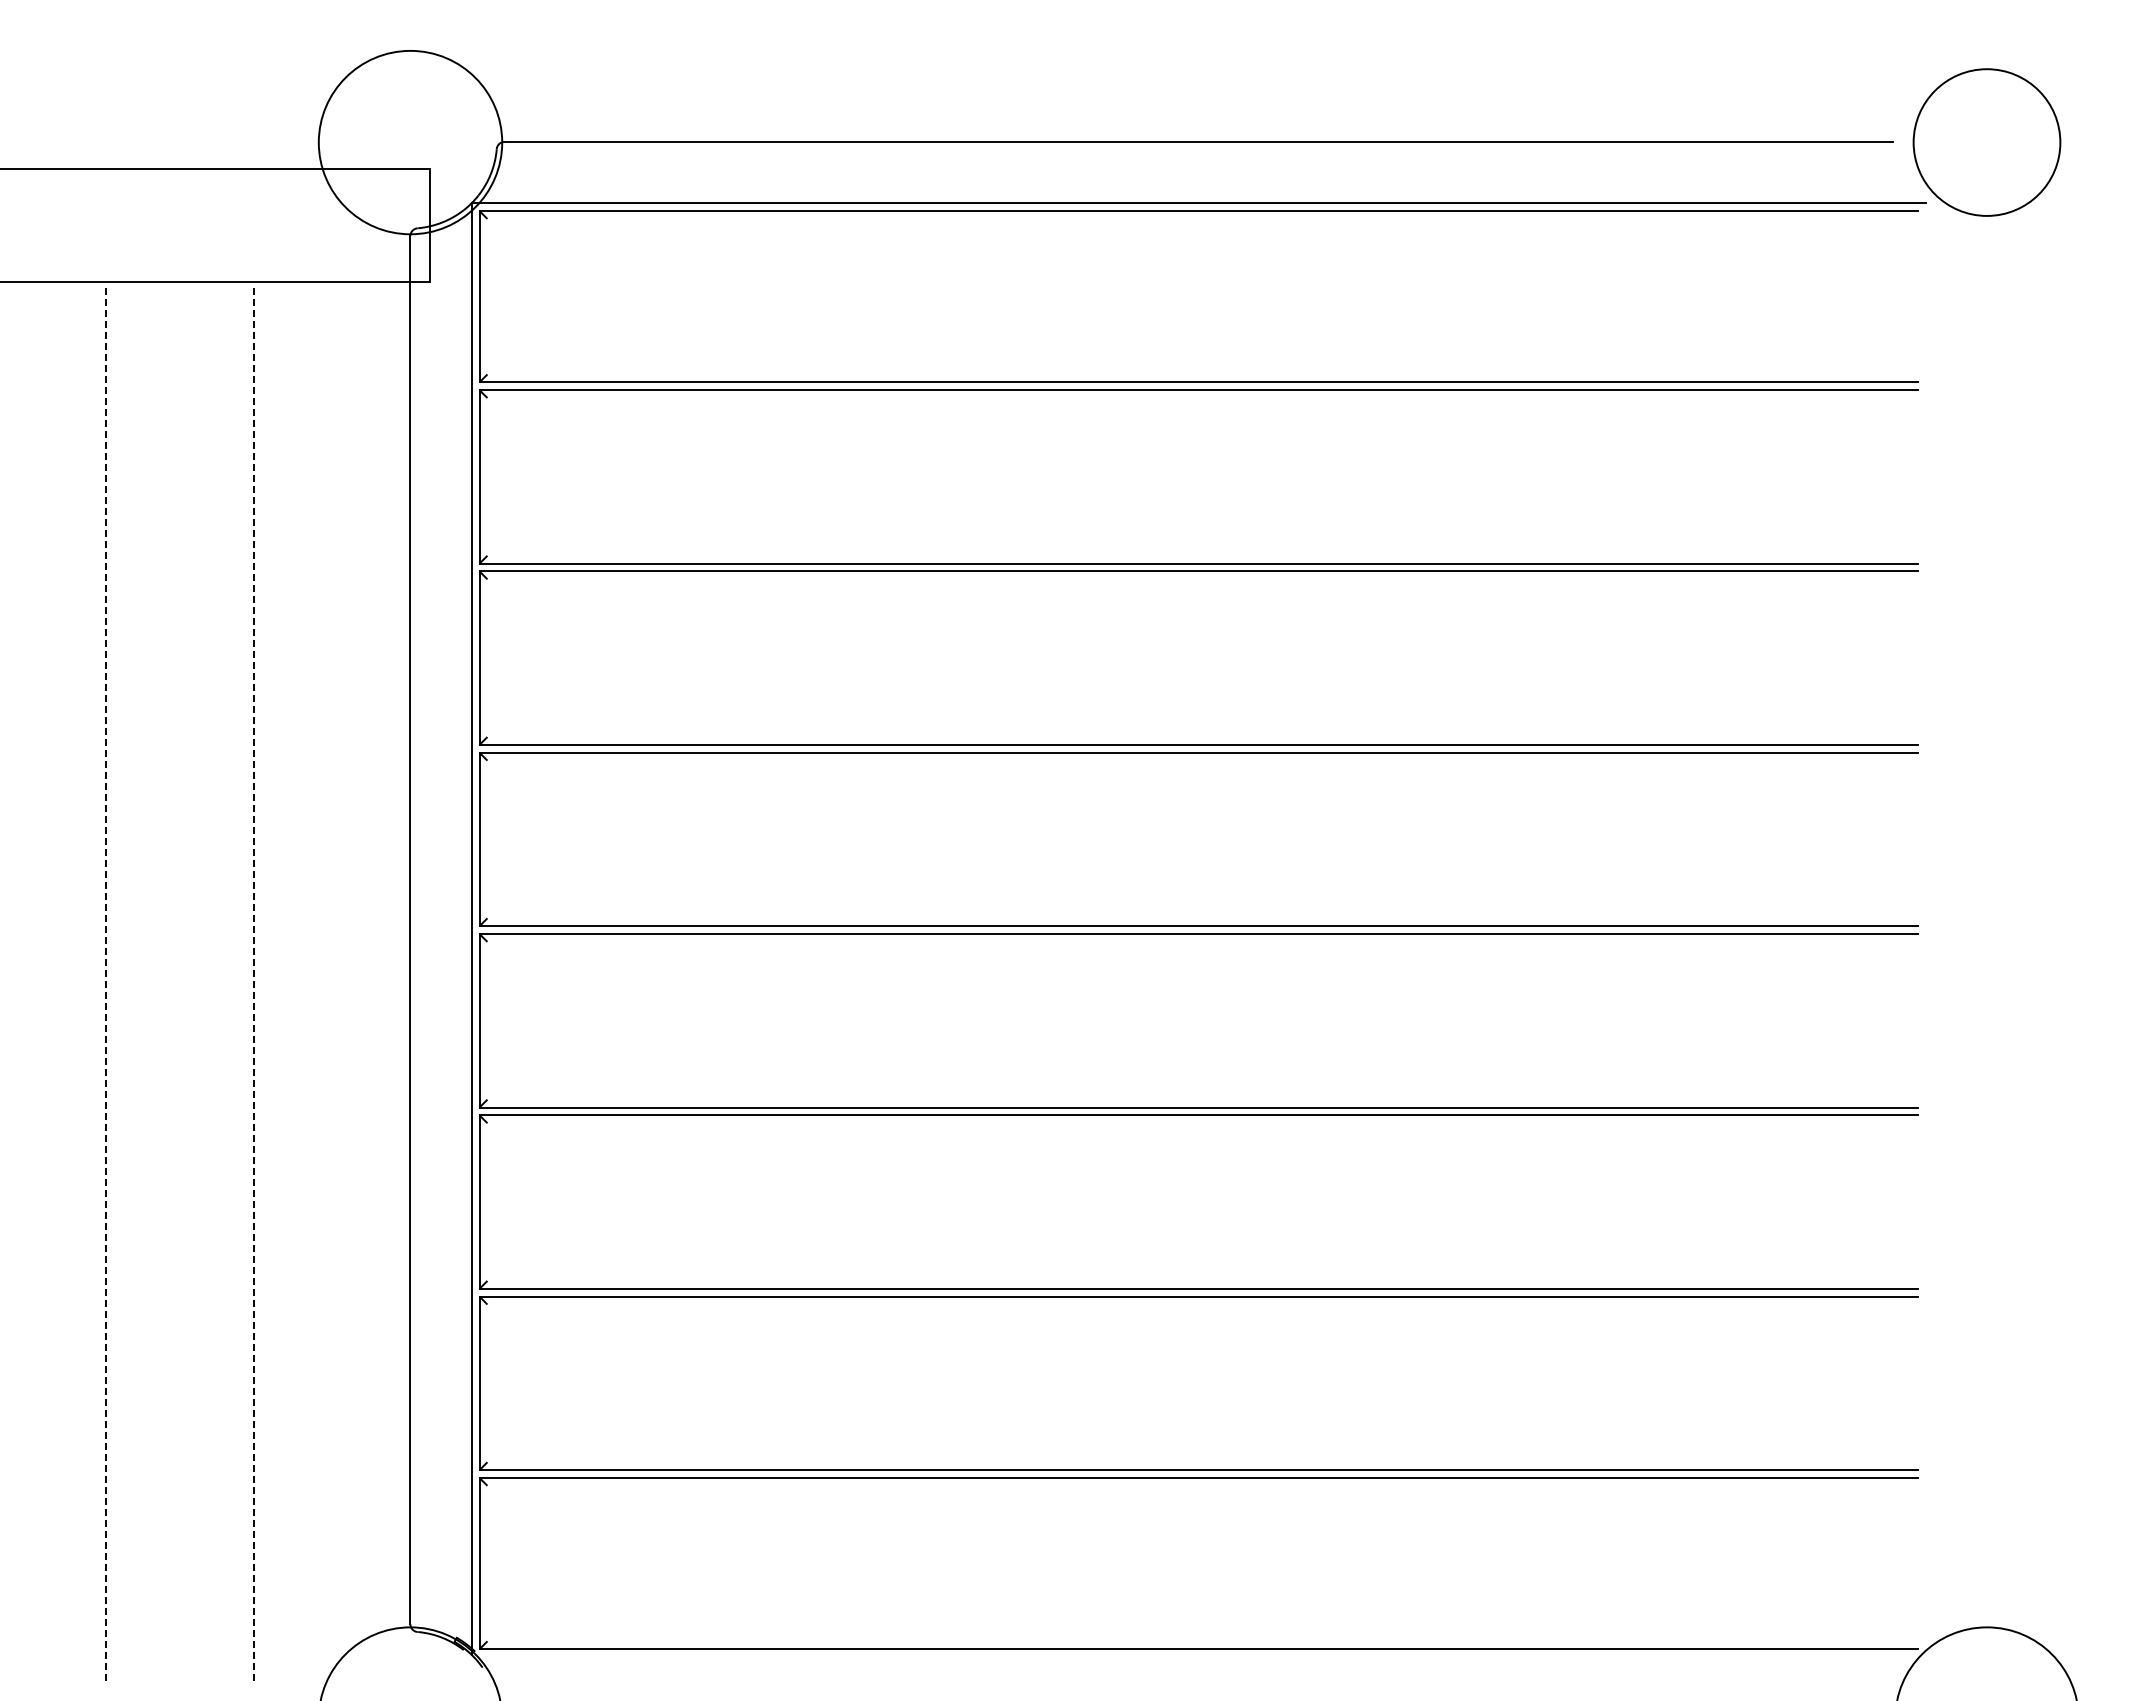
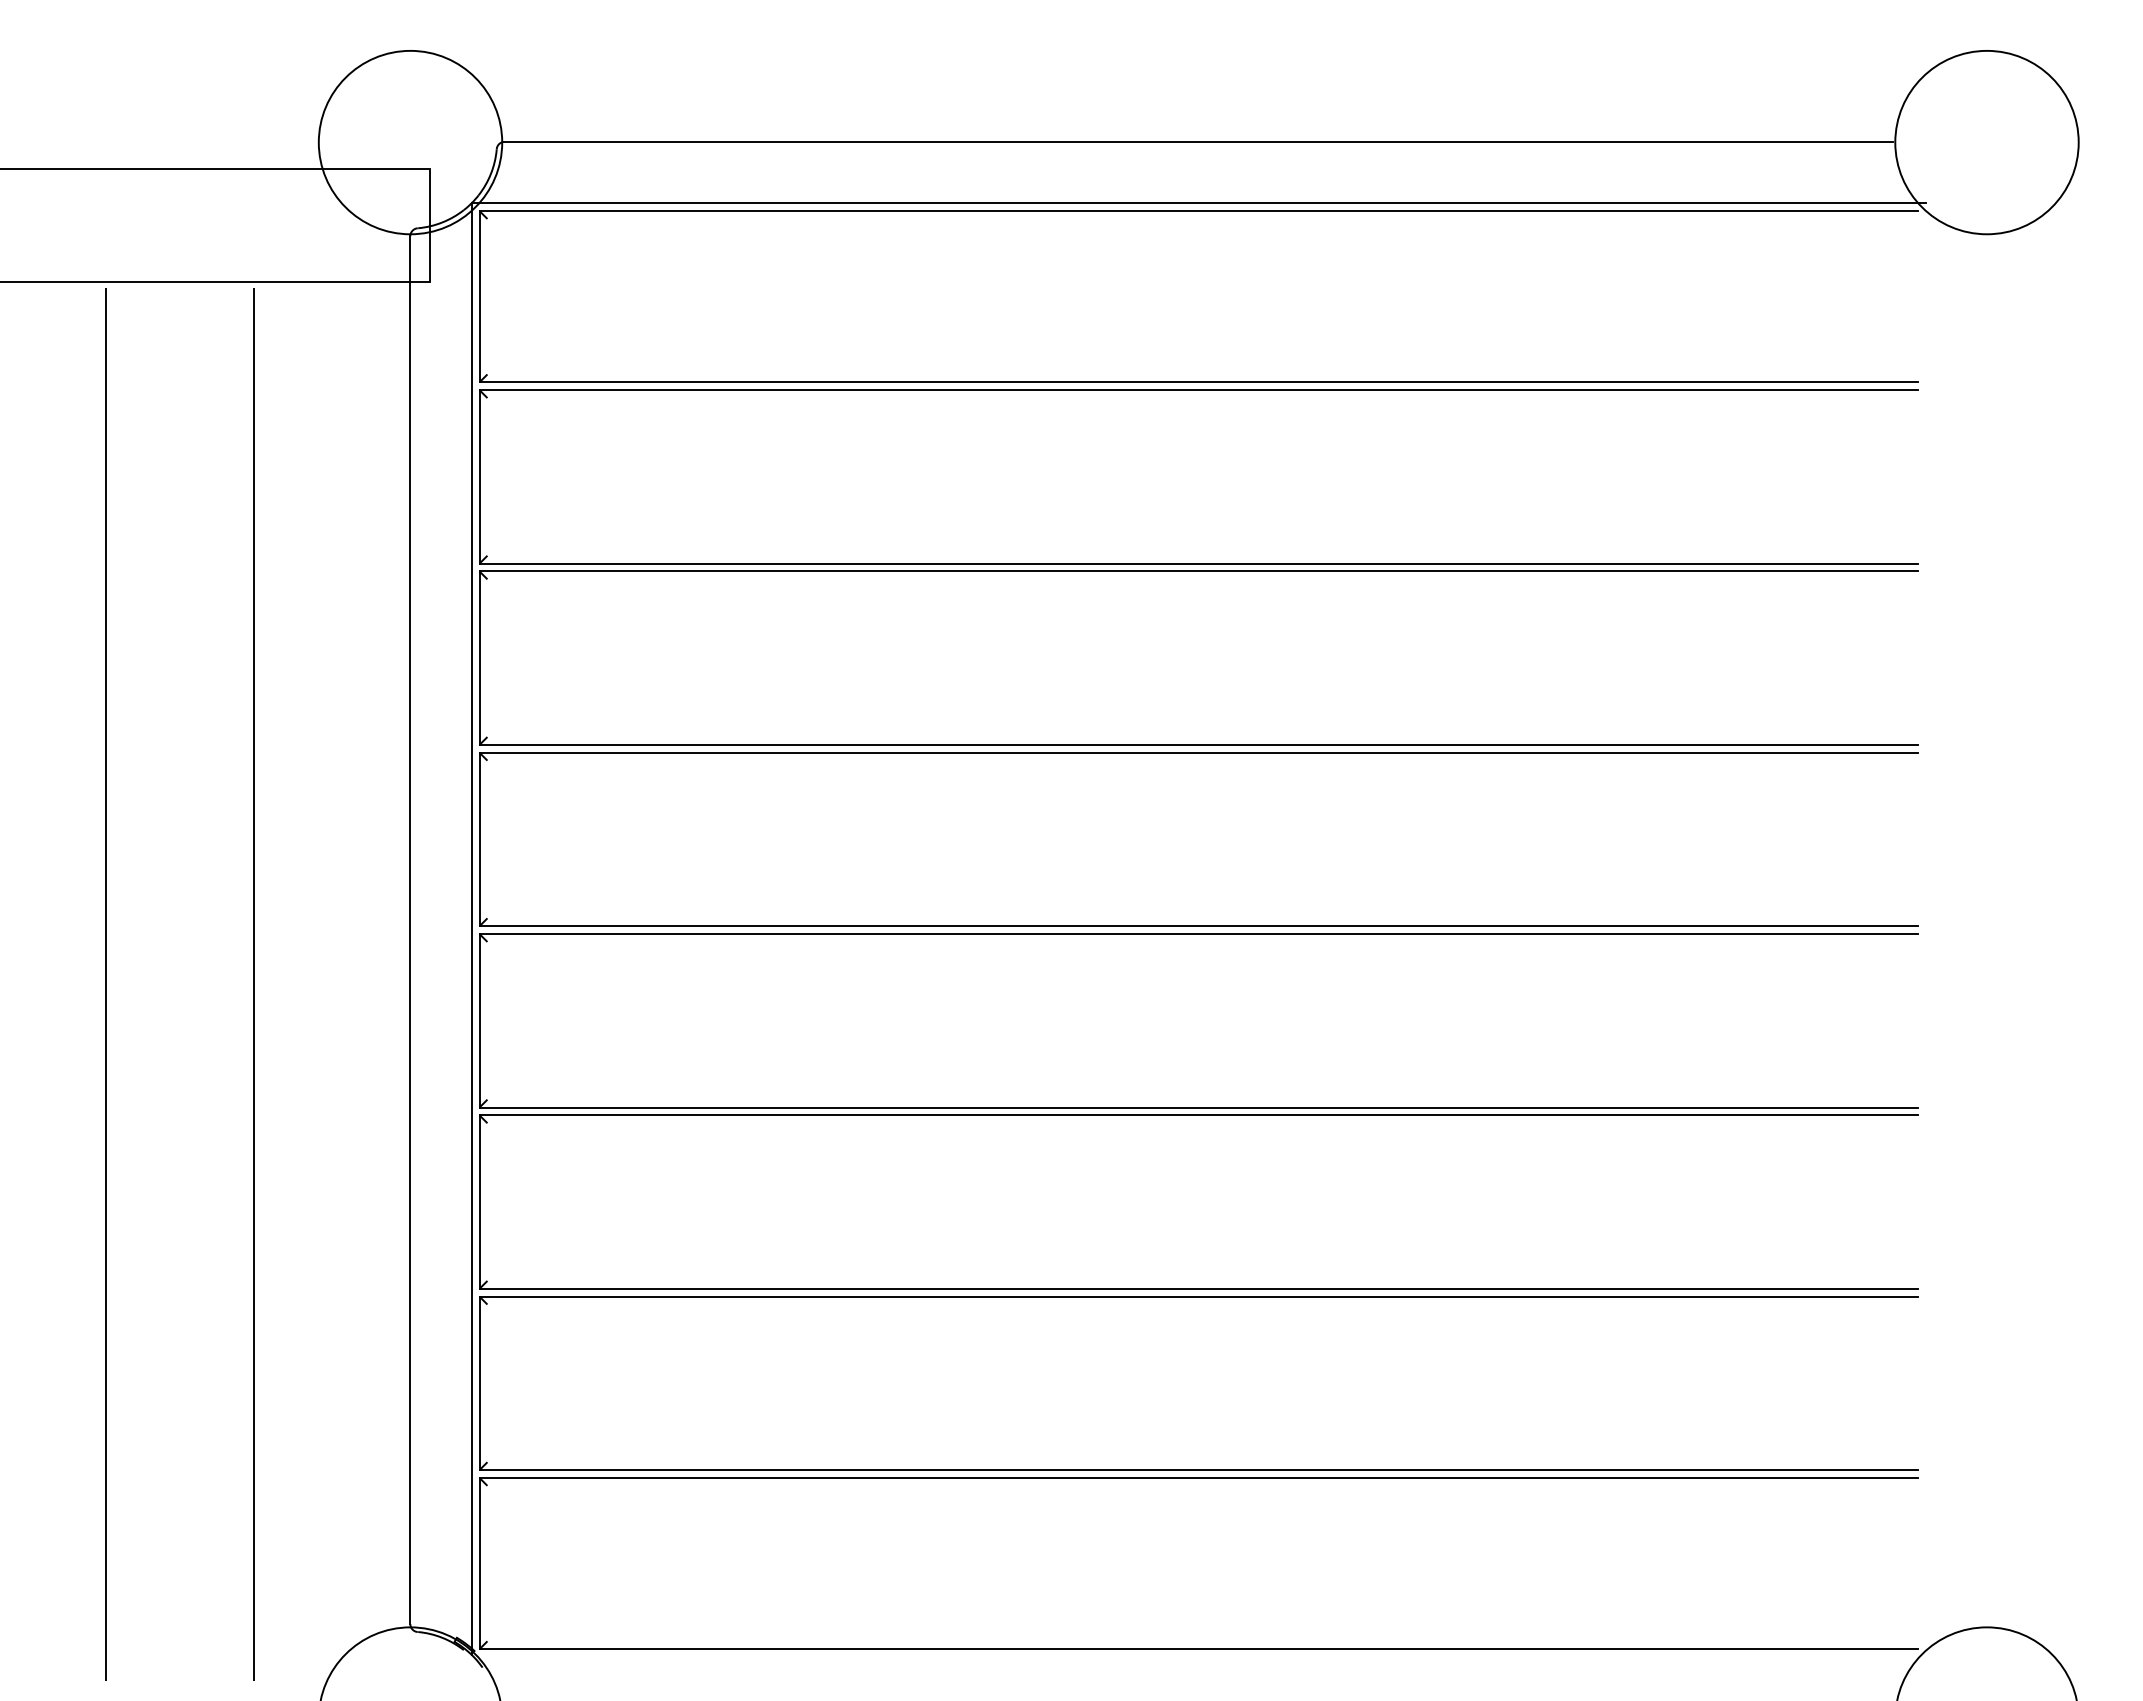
circle diameter: 147 px -> 183 px (1986, 142)
line: dashed -> solid (106, 984)
line: dashed -> solid (253, 984)
